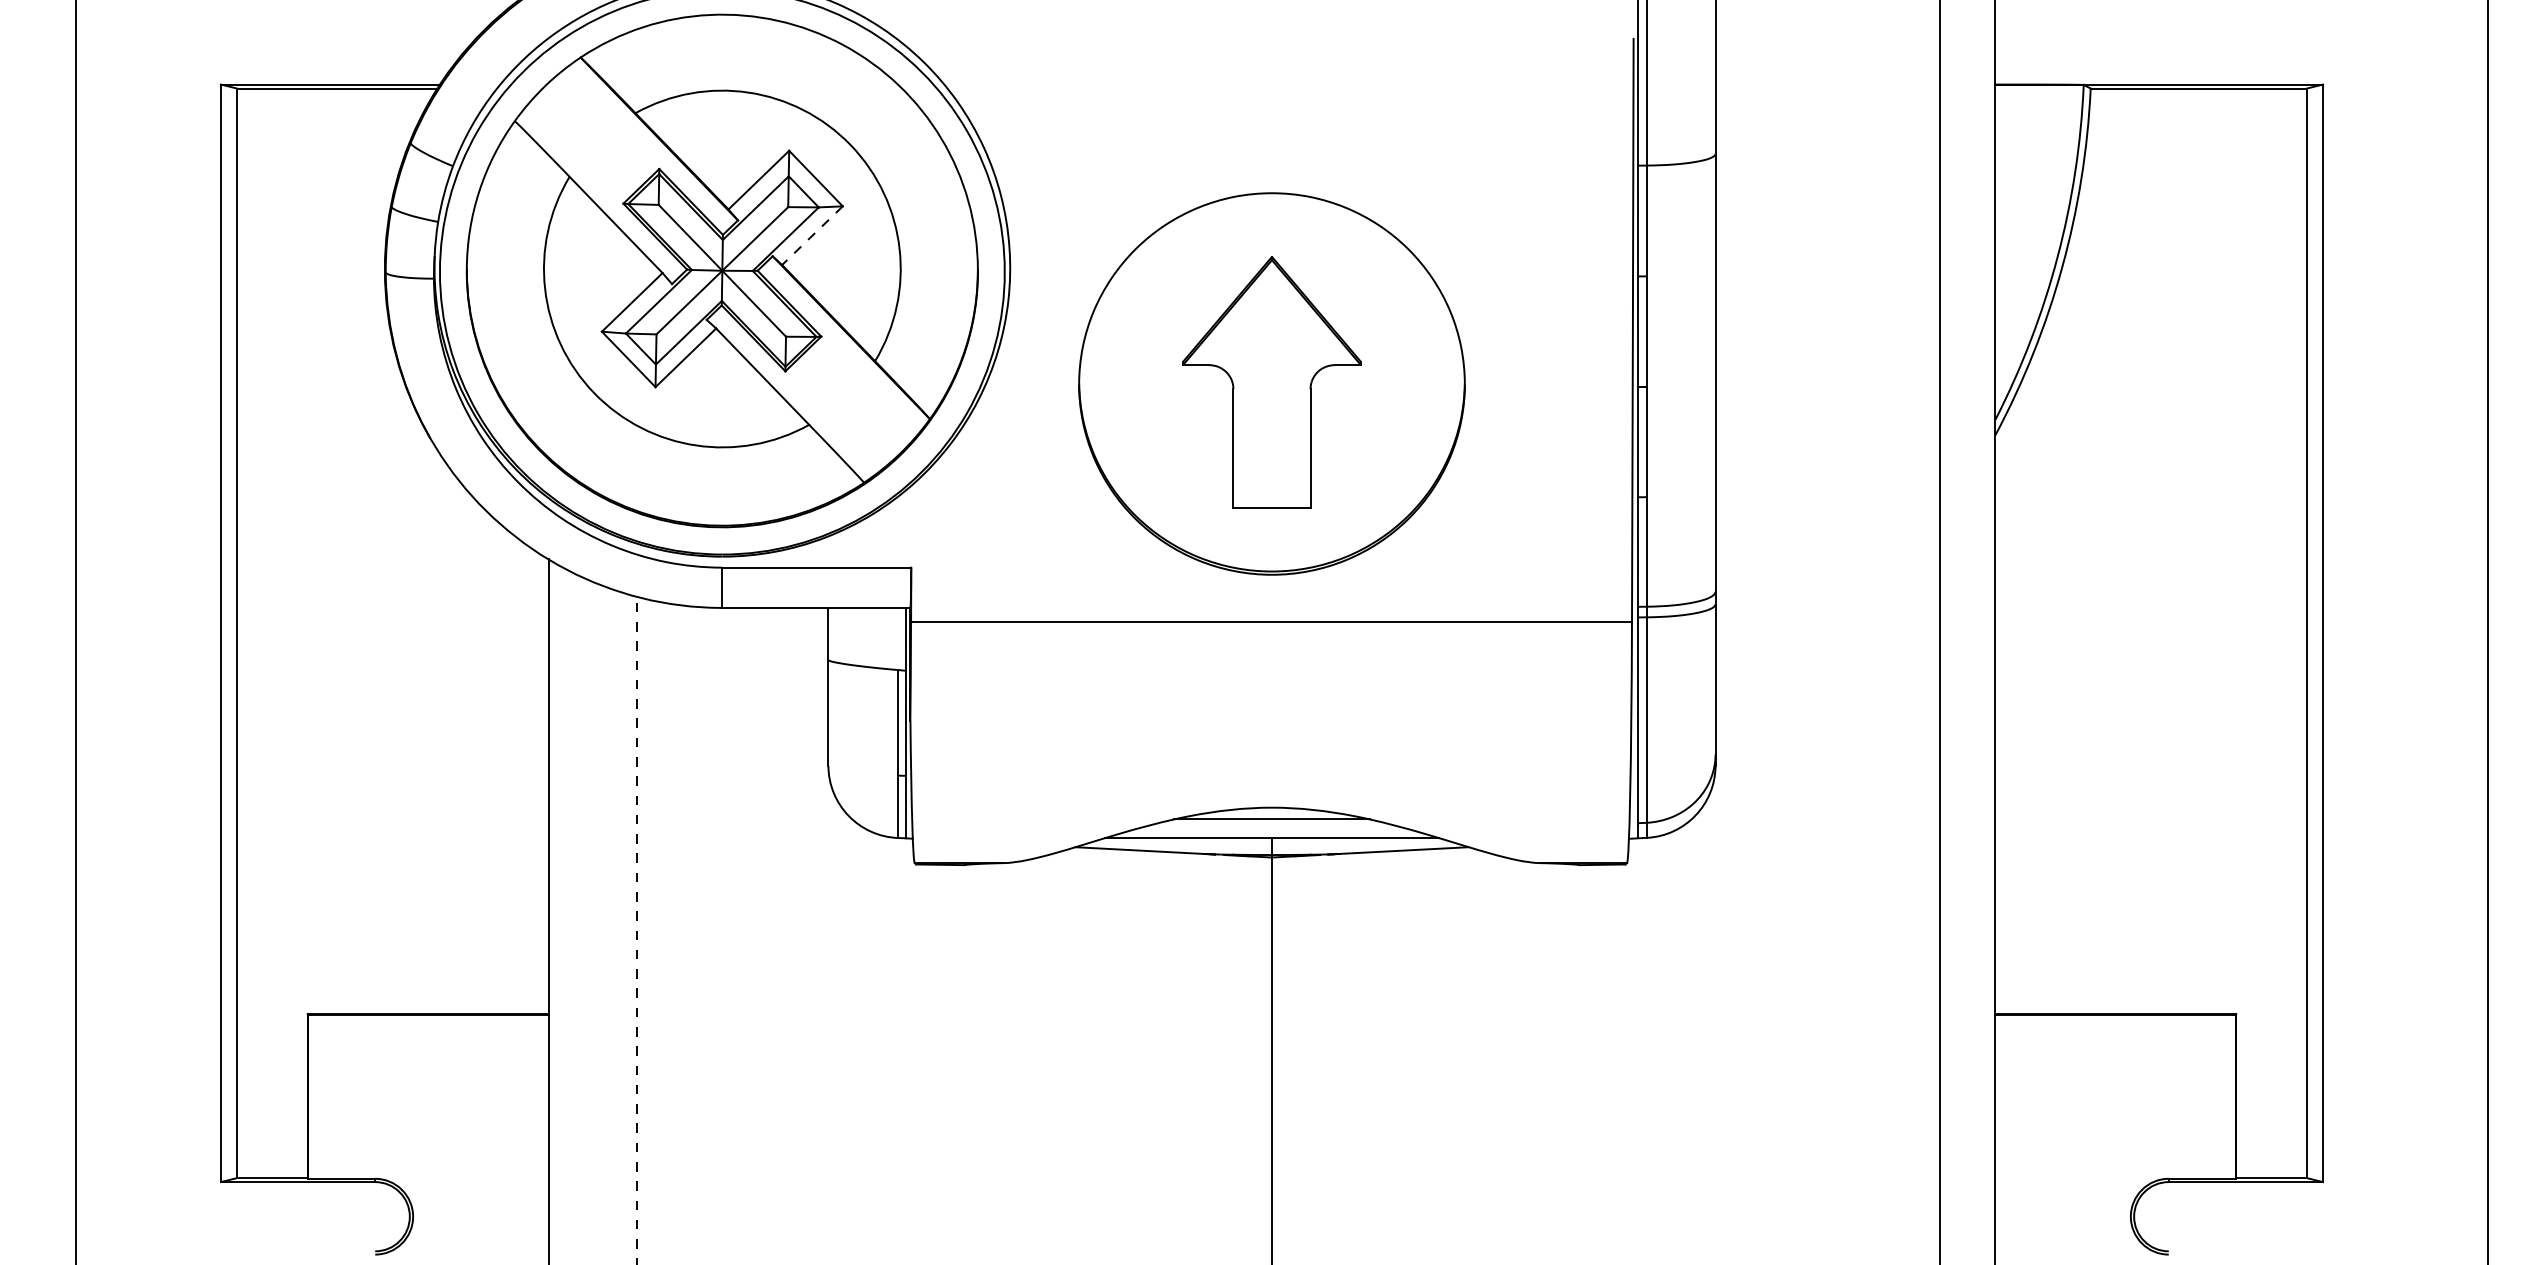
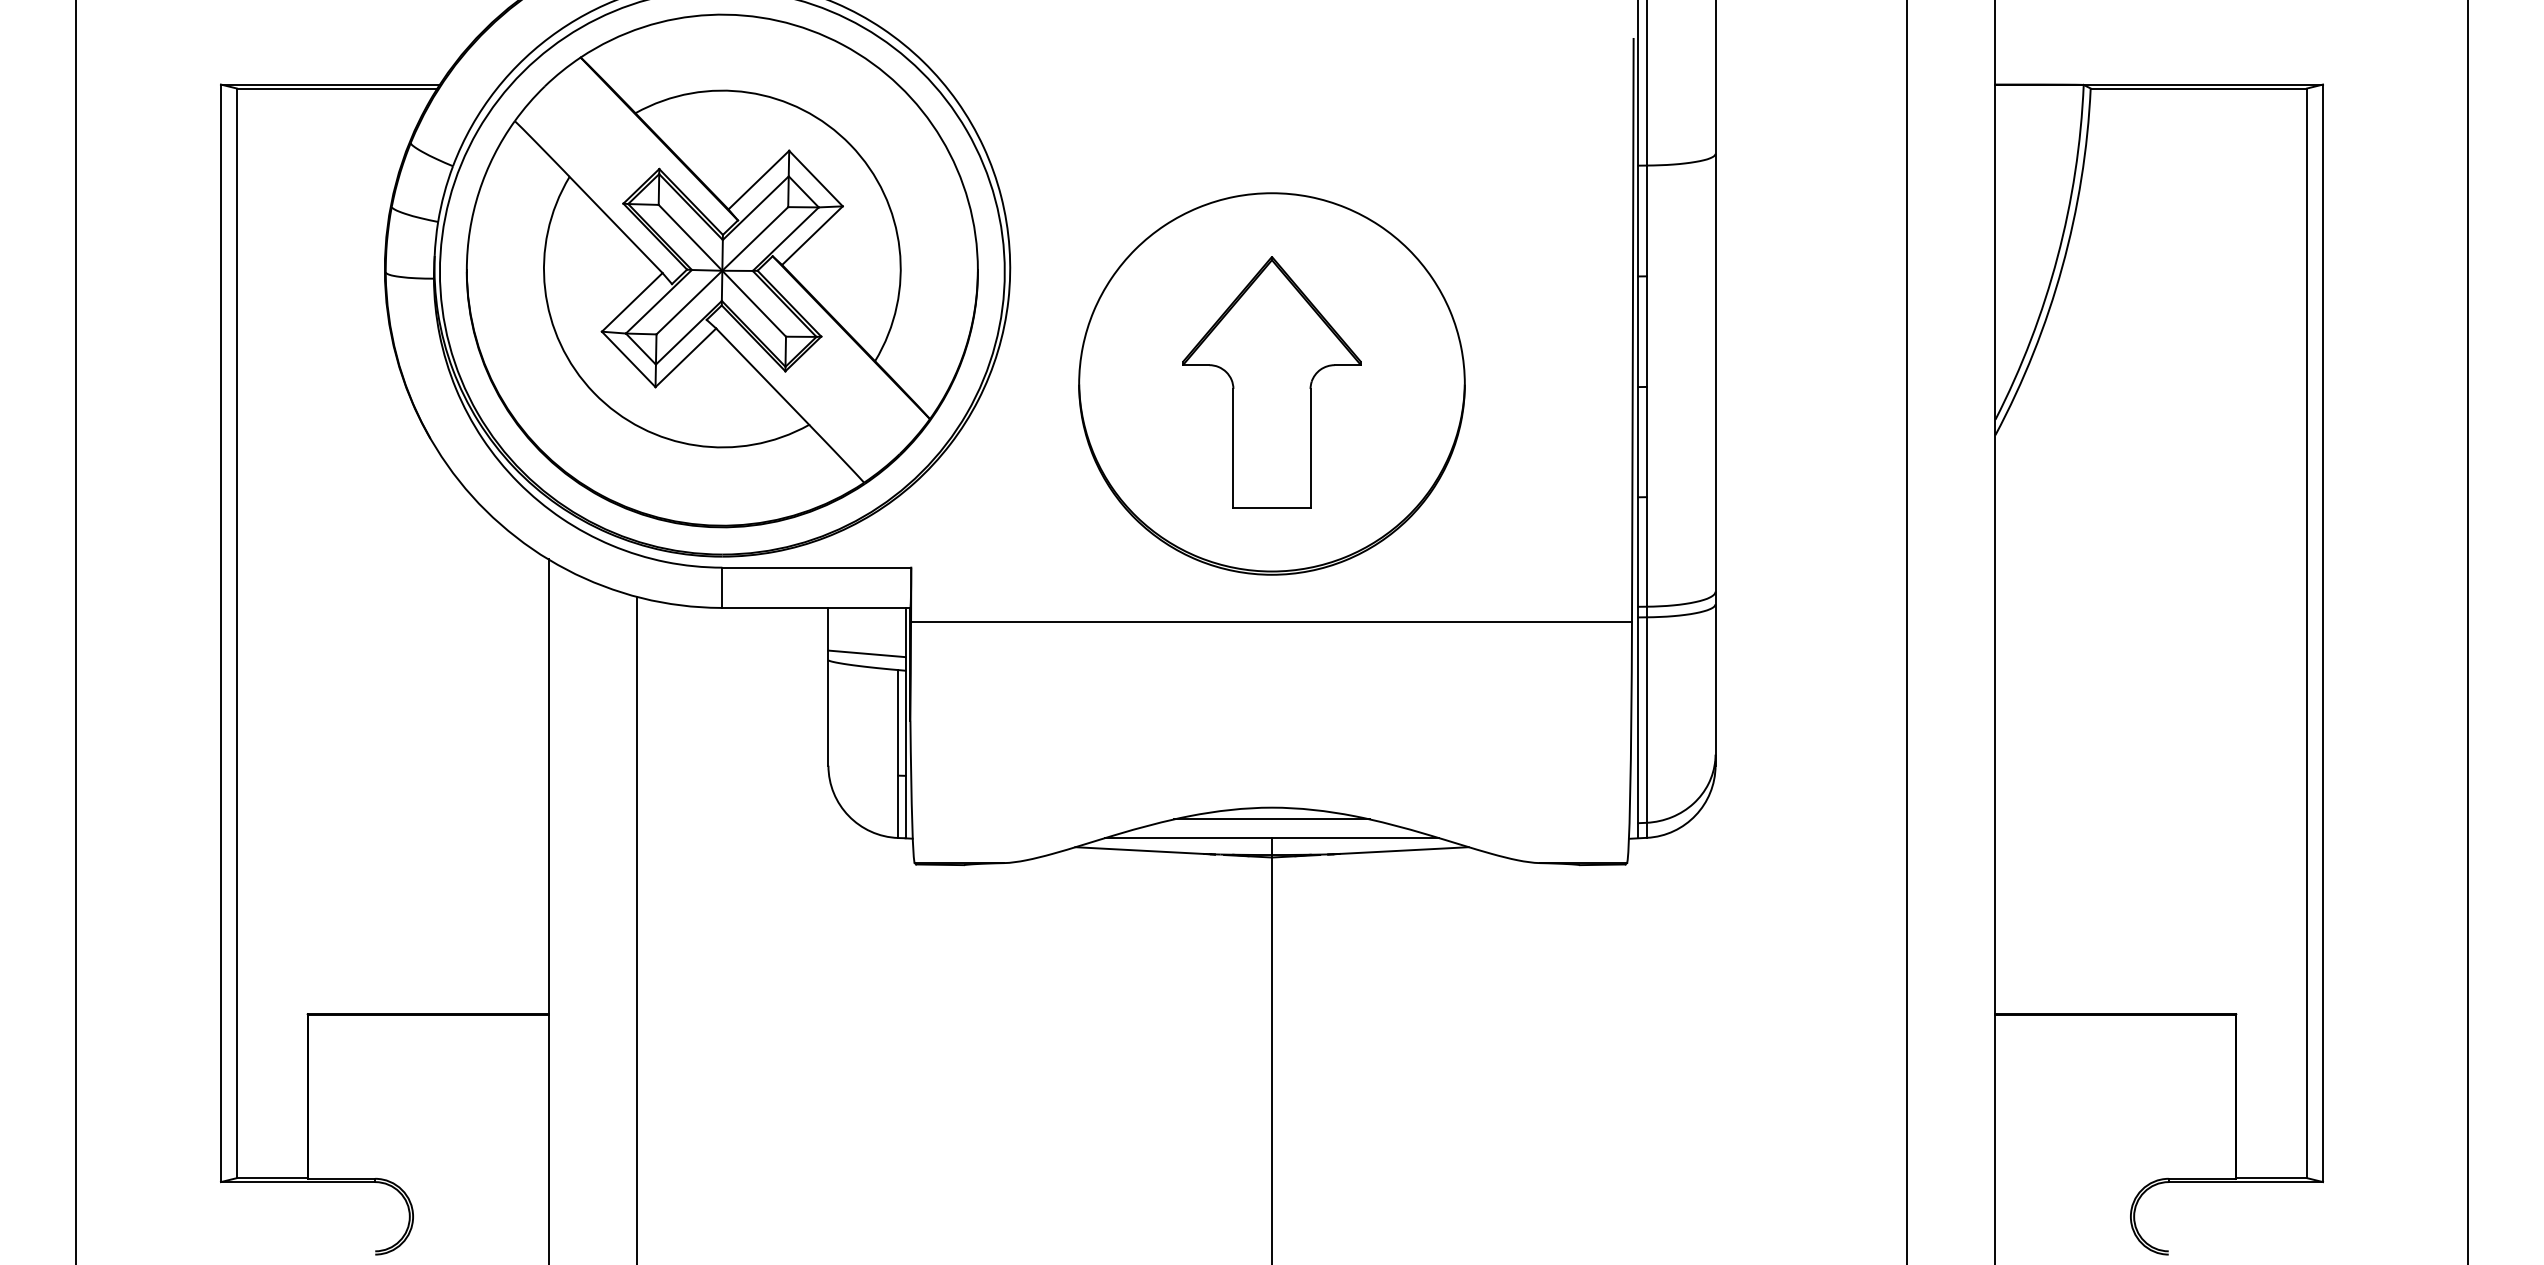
line: dashed -> solid (812, 236)
line position: (1940, 631) -> (1907, 631) (1907, 631)
line position: (2487, 631) -> (2467, 631) (2467, 631)
line: none -> present (866, 653)
line: dashed -> solid (636, 930)
